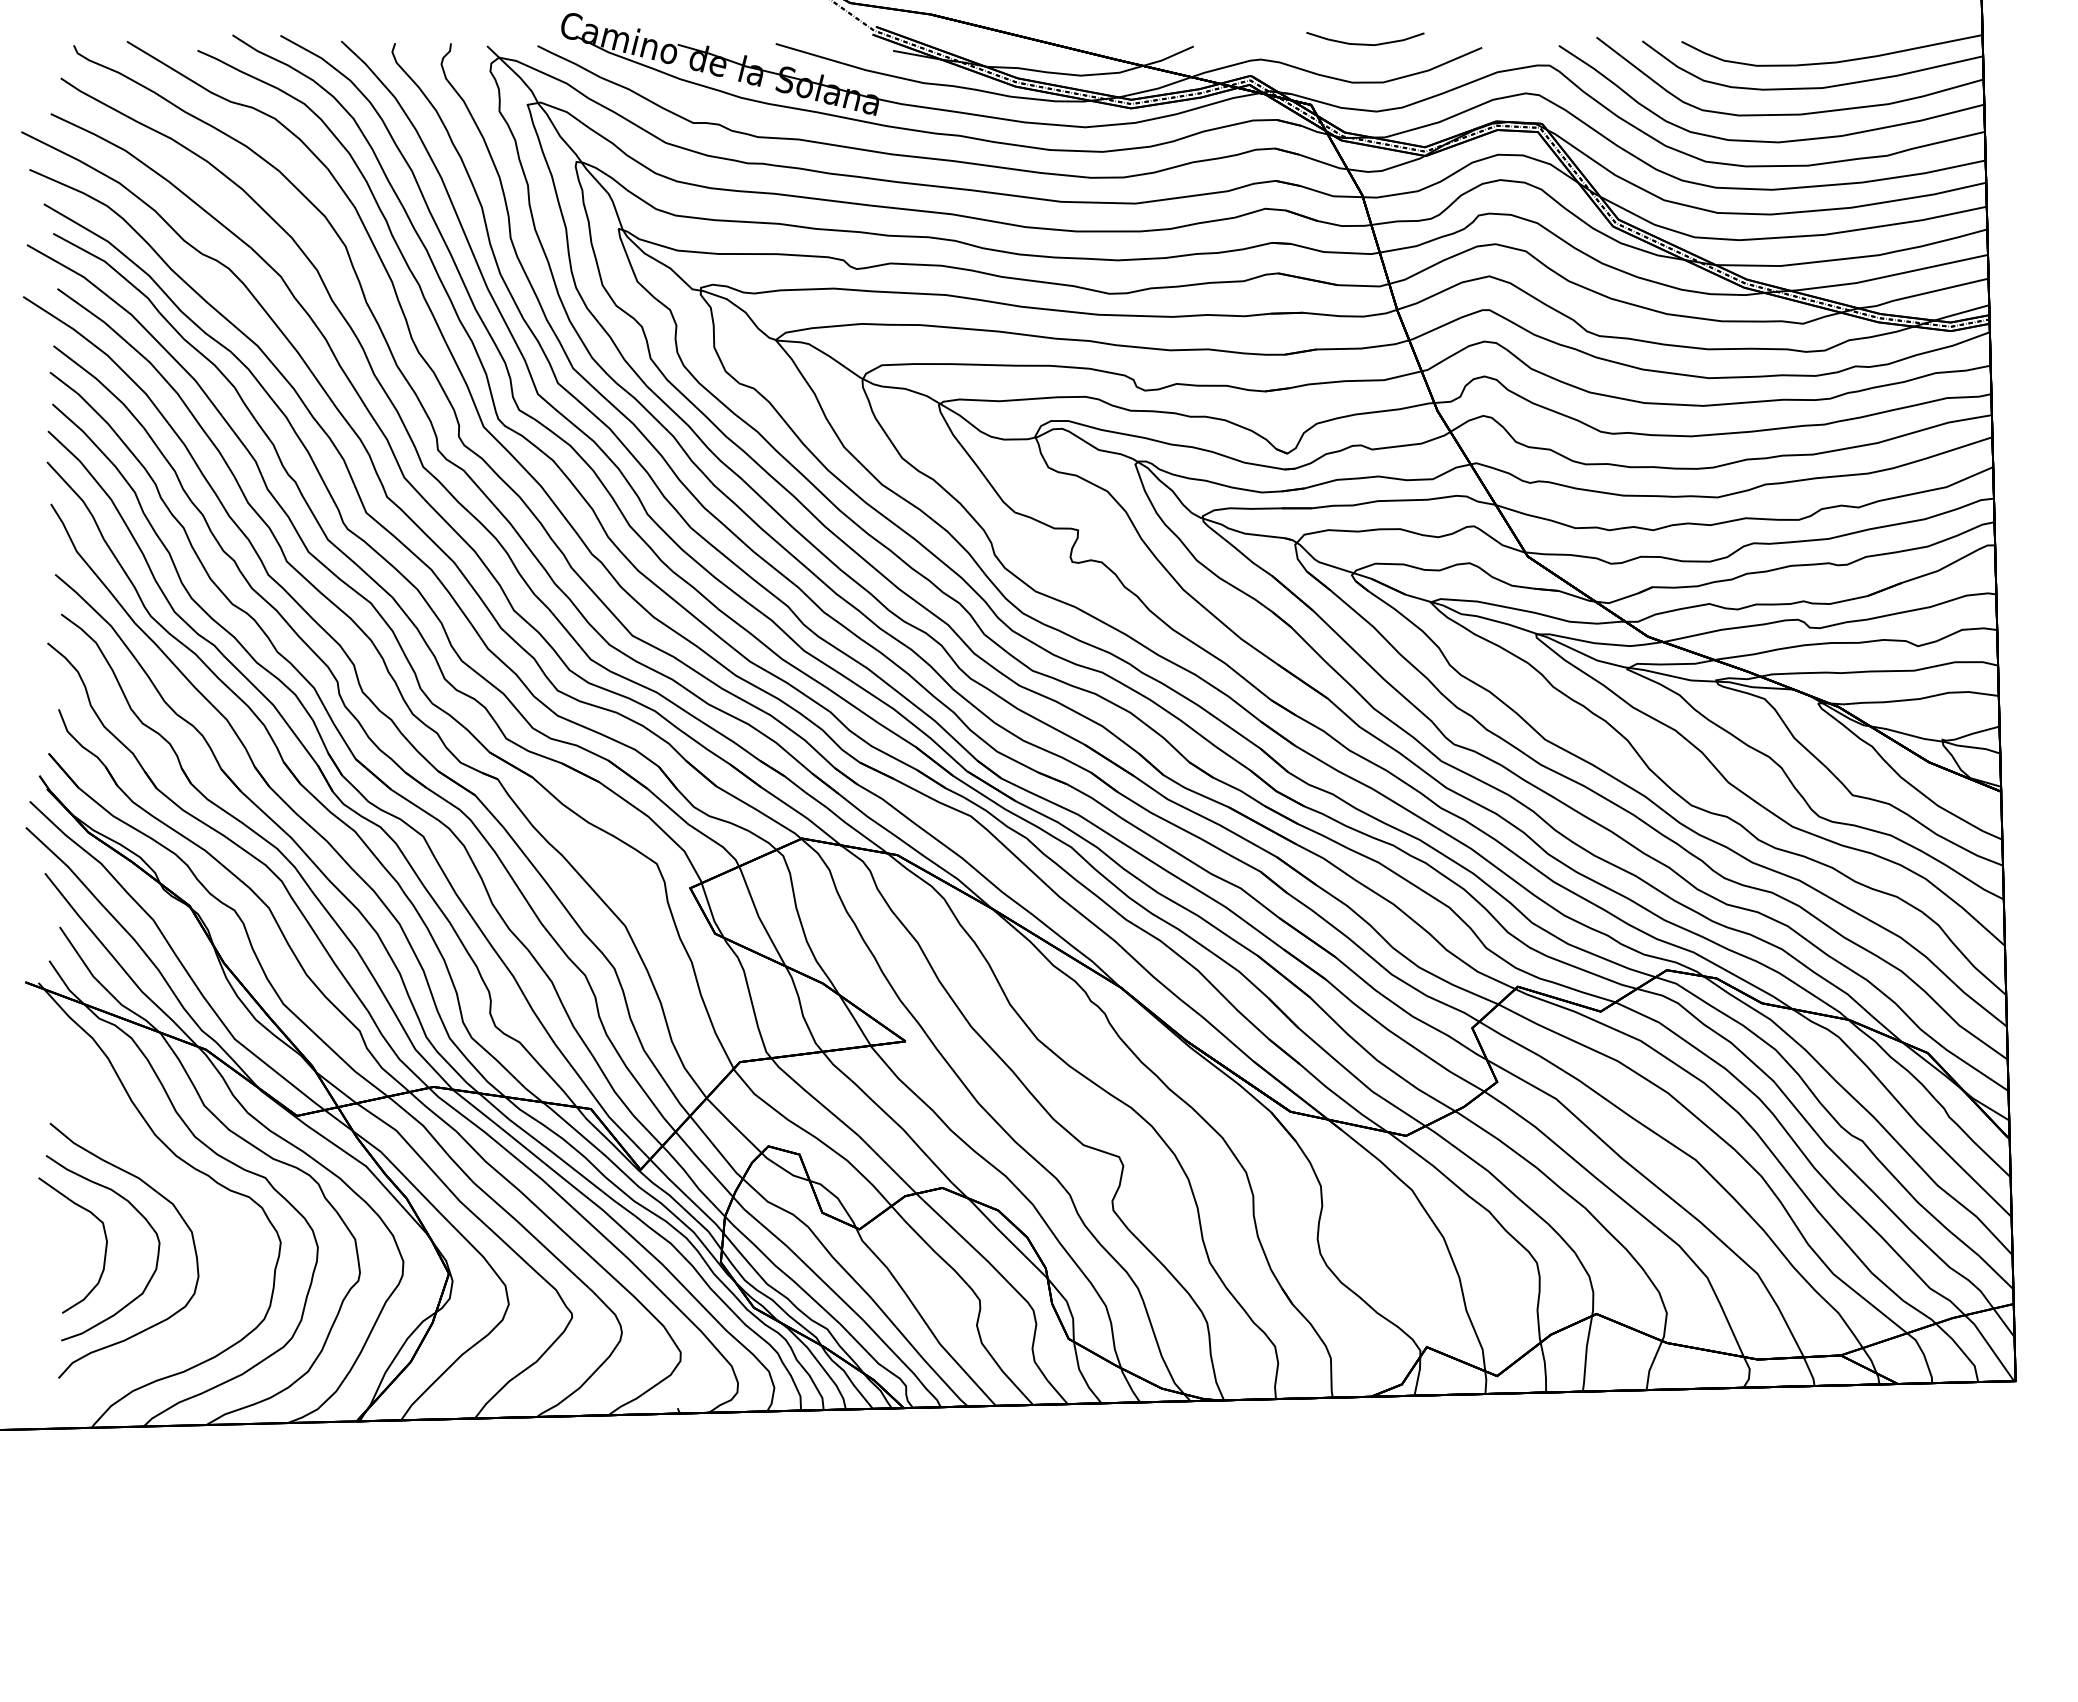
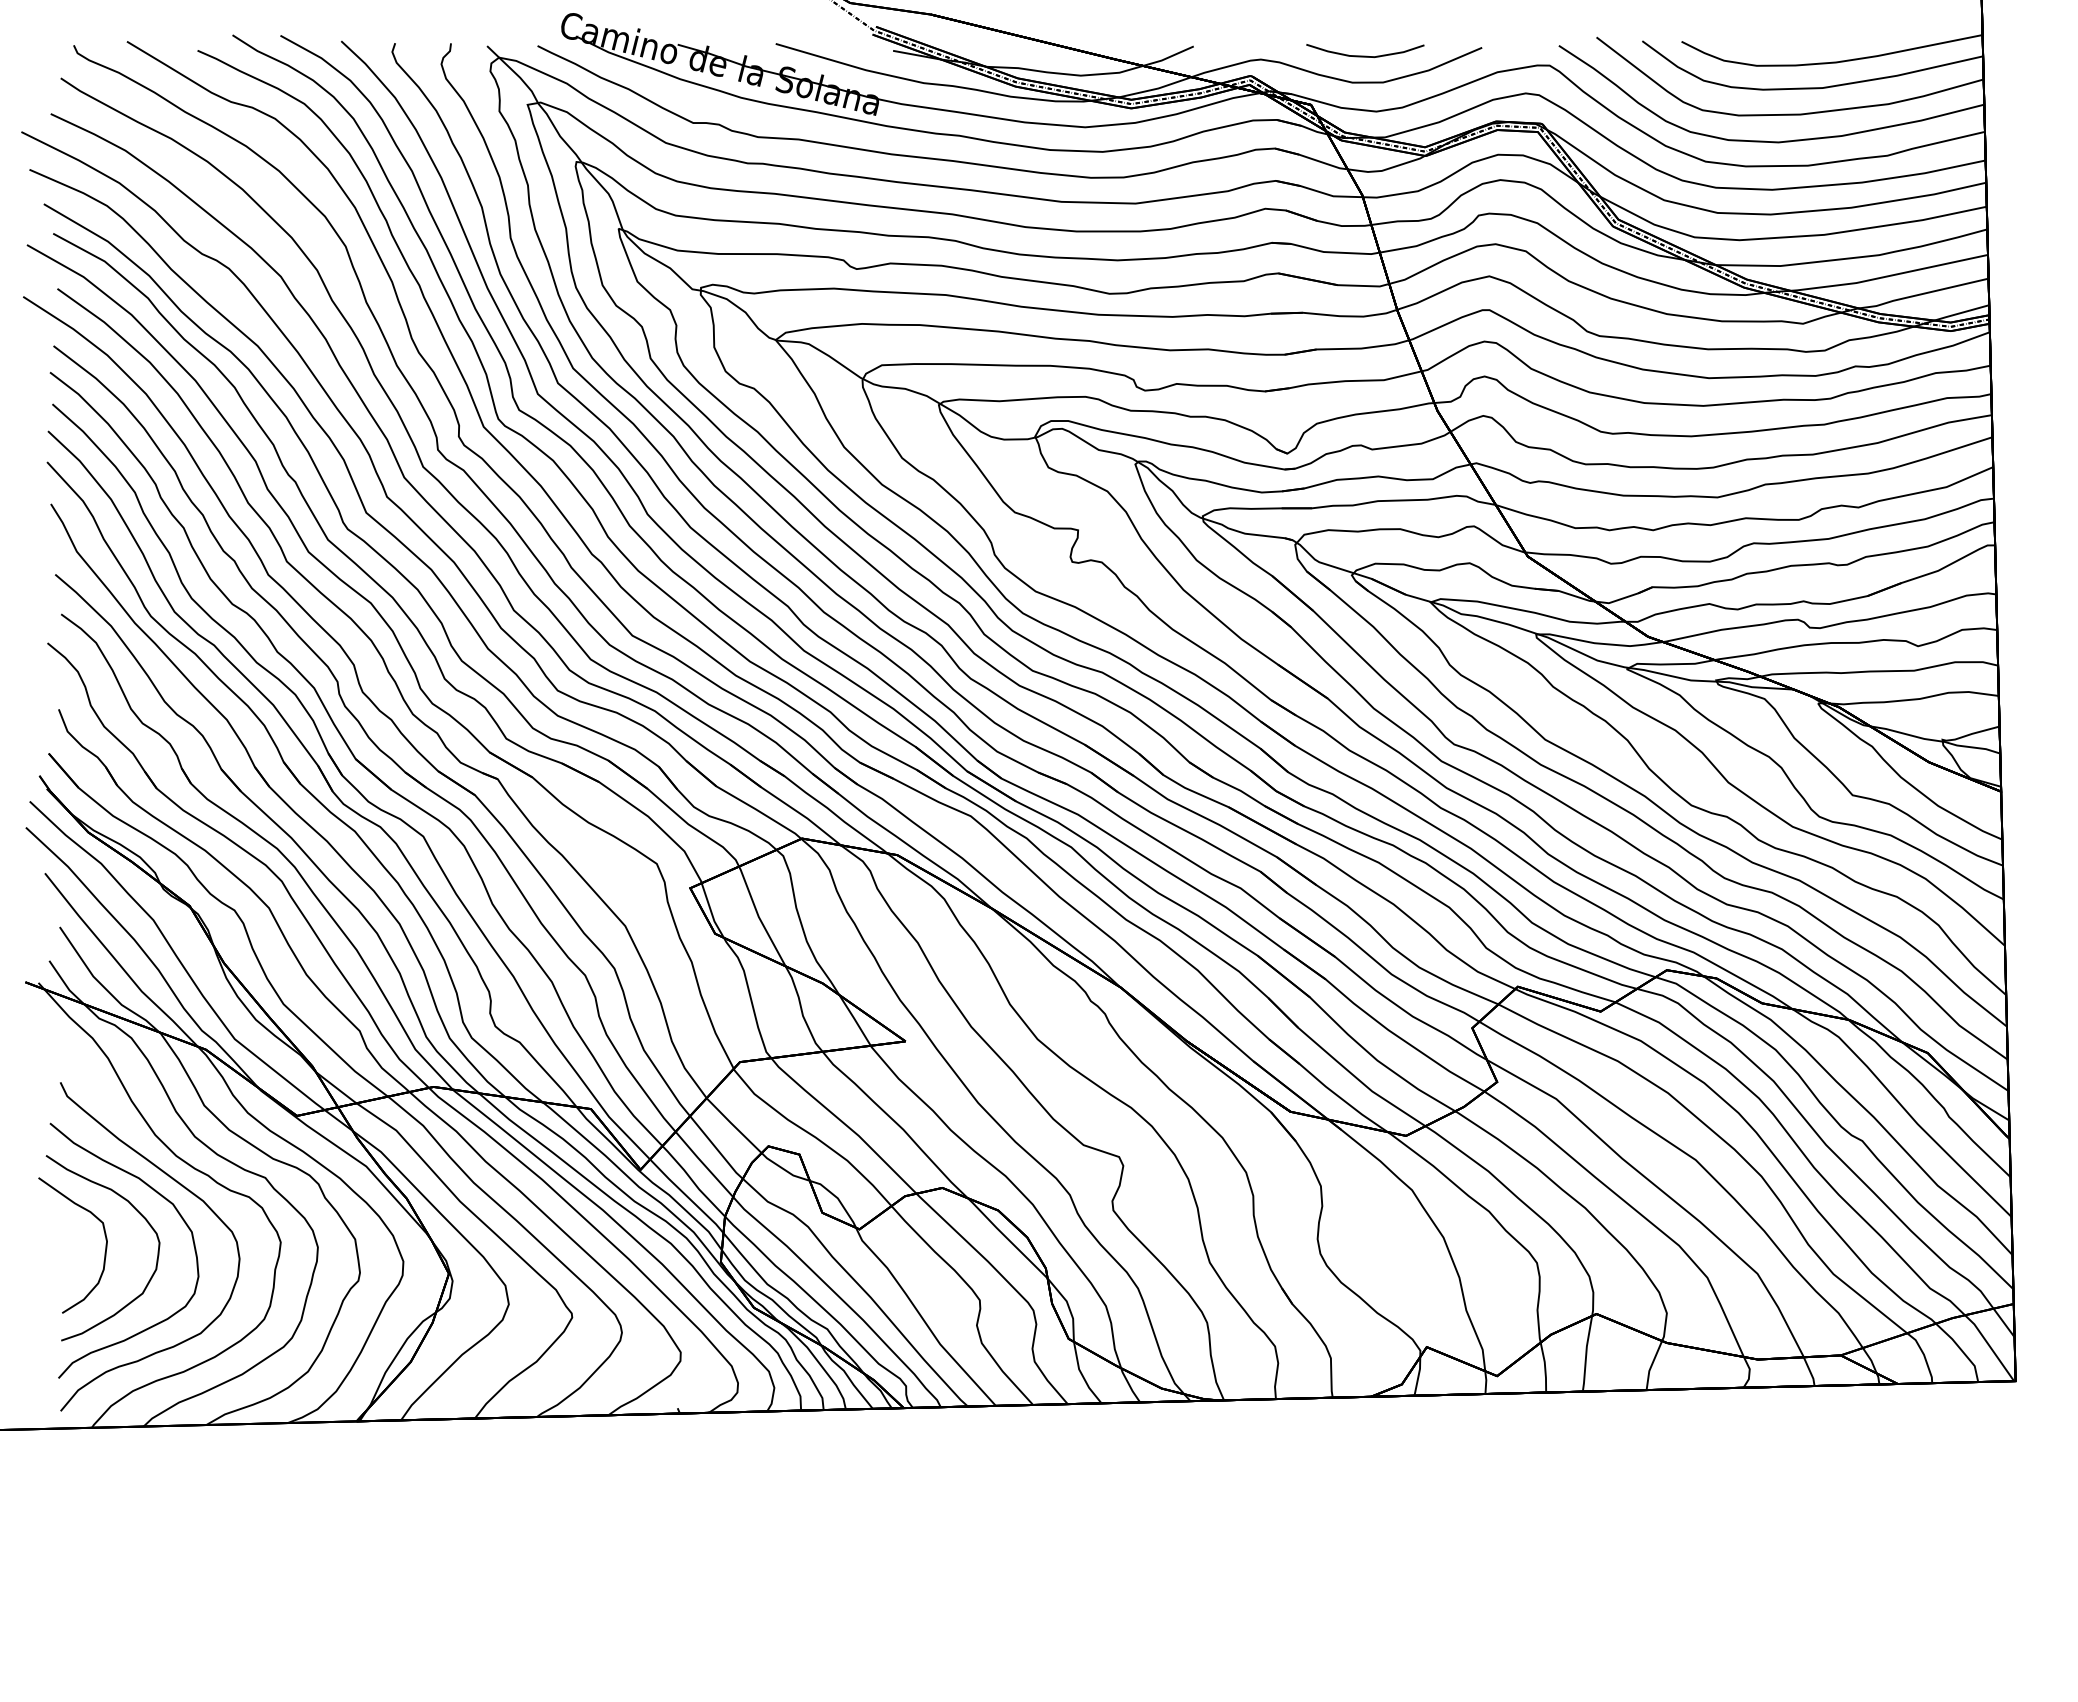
curve position: (1365, 43) -> (1365, 55) (1365, 55)
curve: none -> present (189, 1192)
